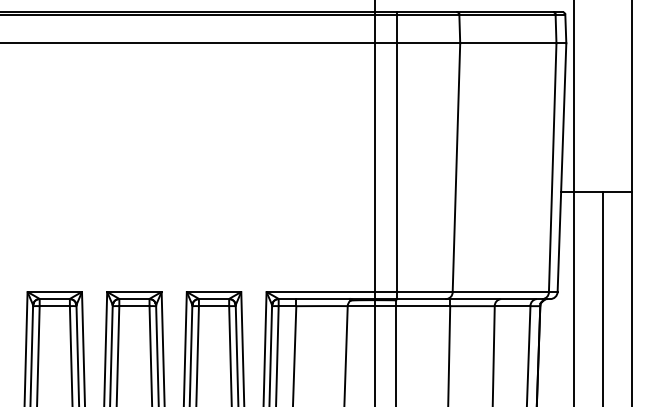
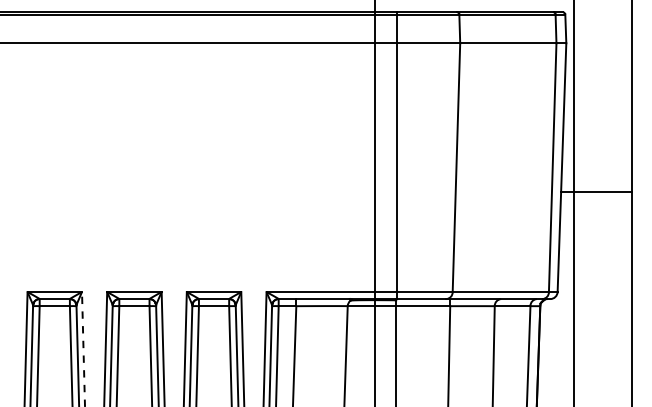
line: present -> none (603, 297)
line: solid -> dashed (83, 348)
